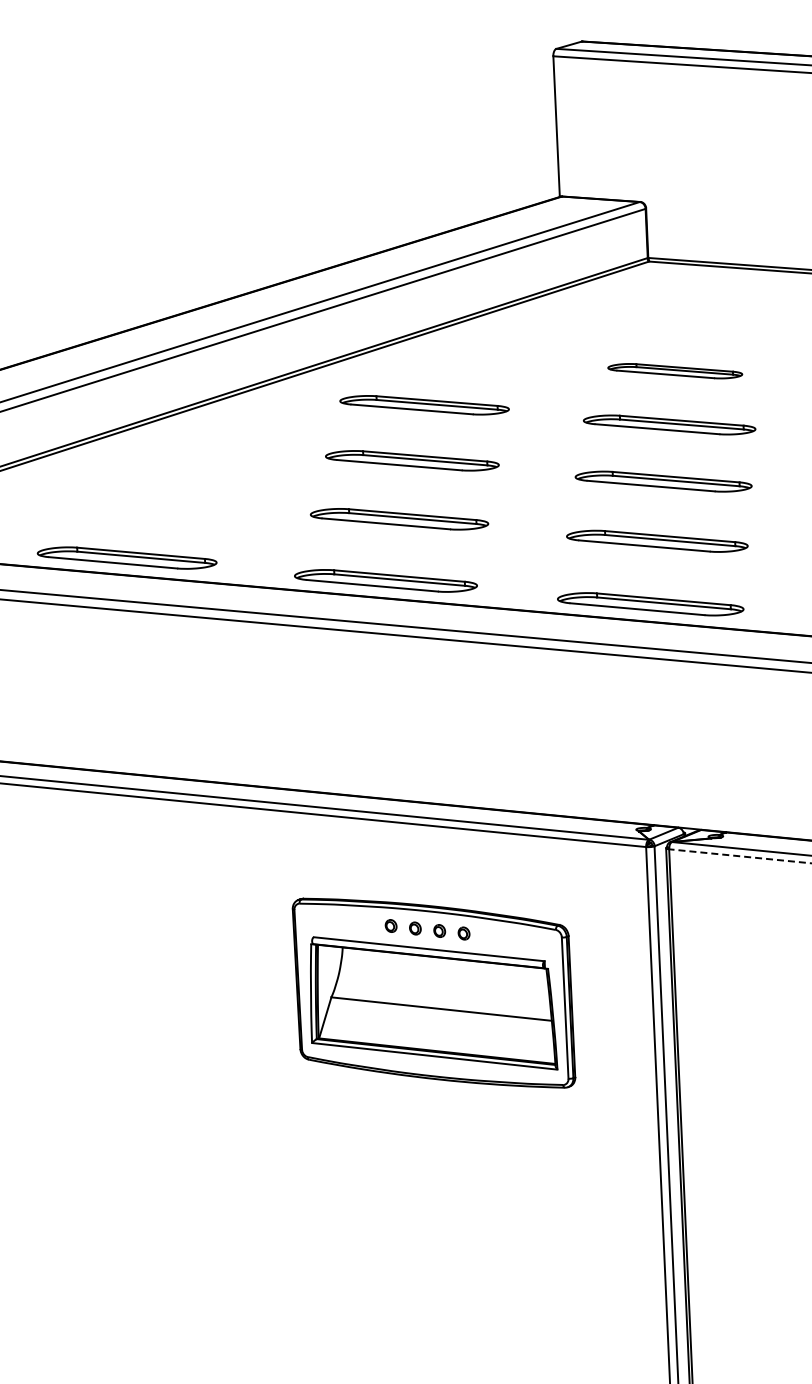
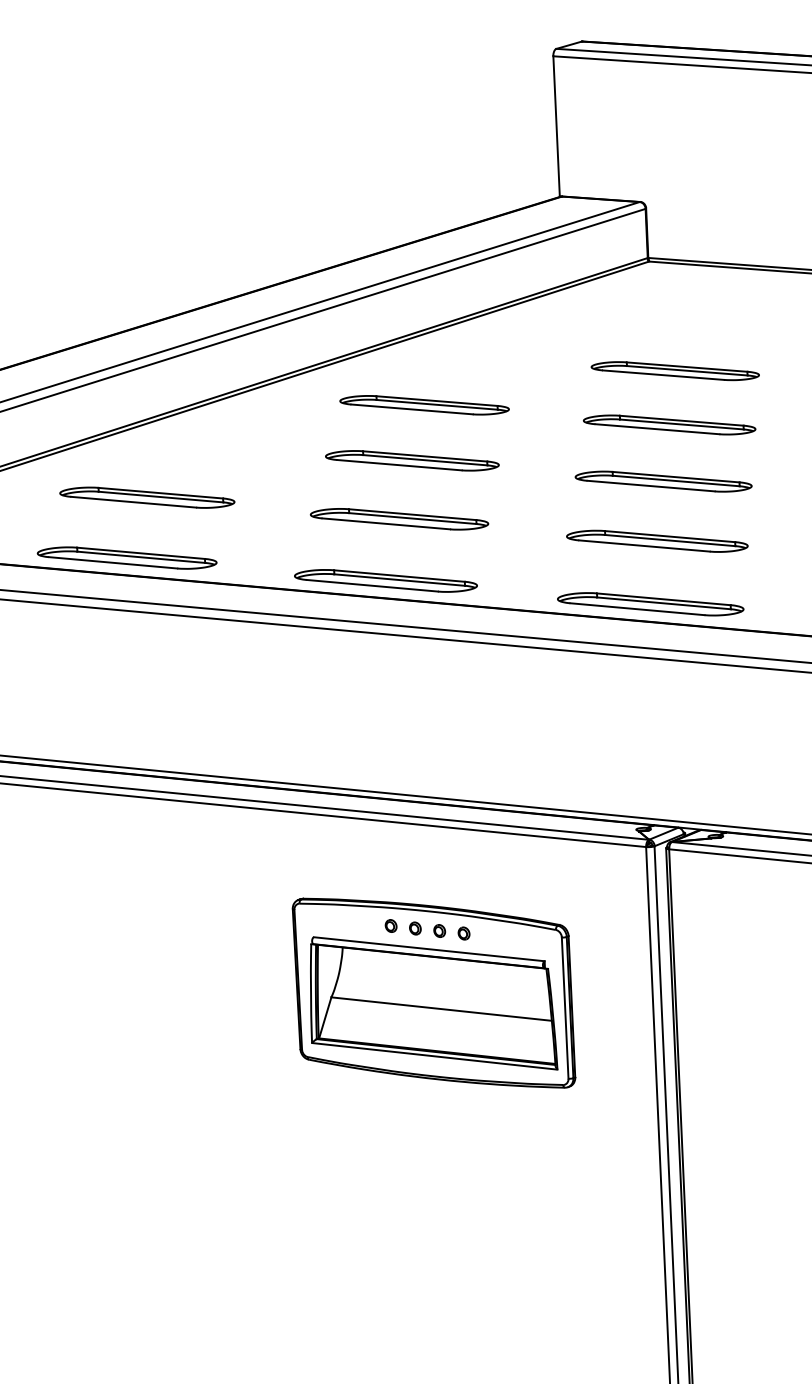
part size: 137x17 px -> 170x21 px (674, 371)
part: none -> present (147, 497)
line: none -> present (405, 794)
line: dashed -> solid (739, 856)
